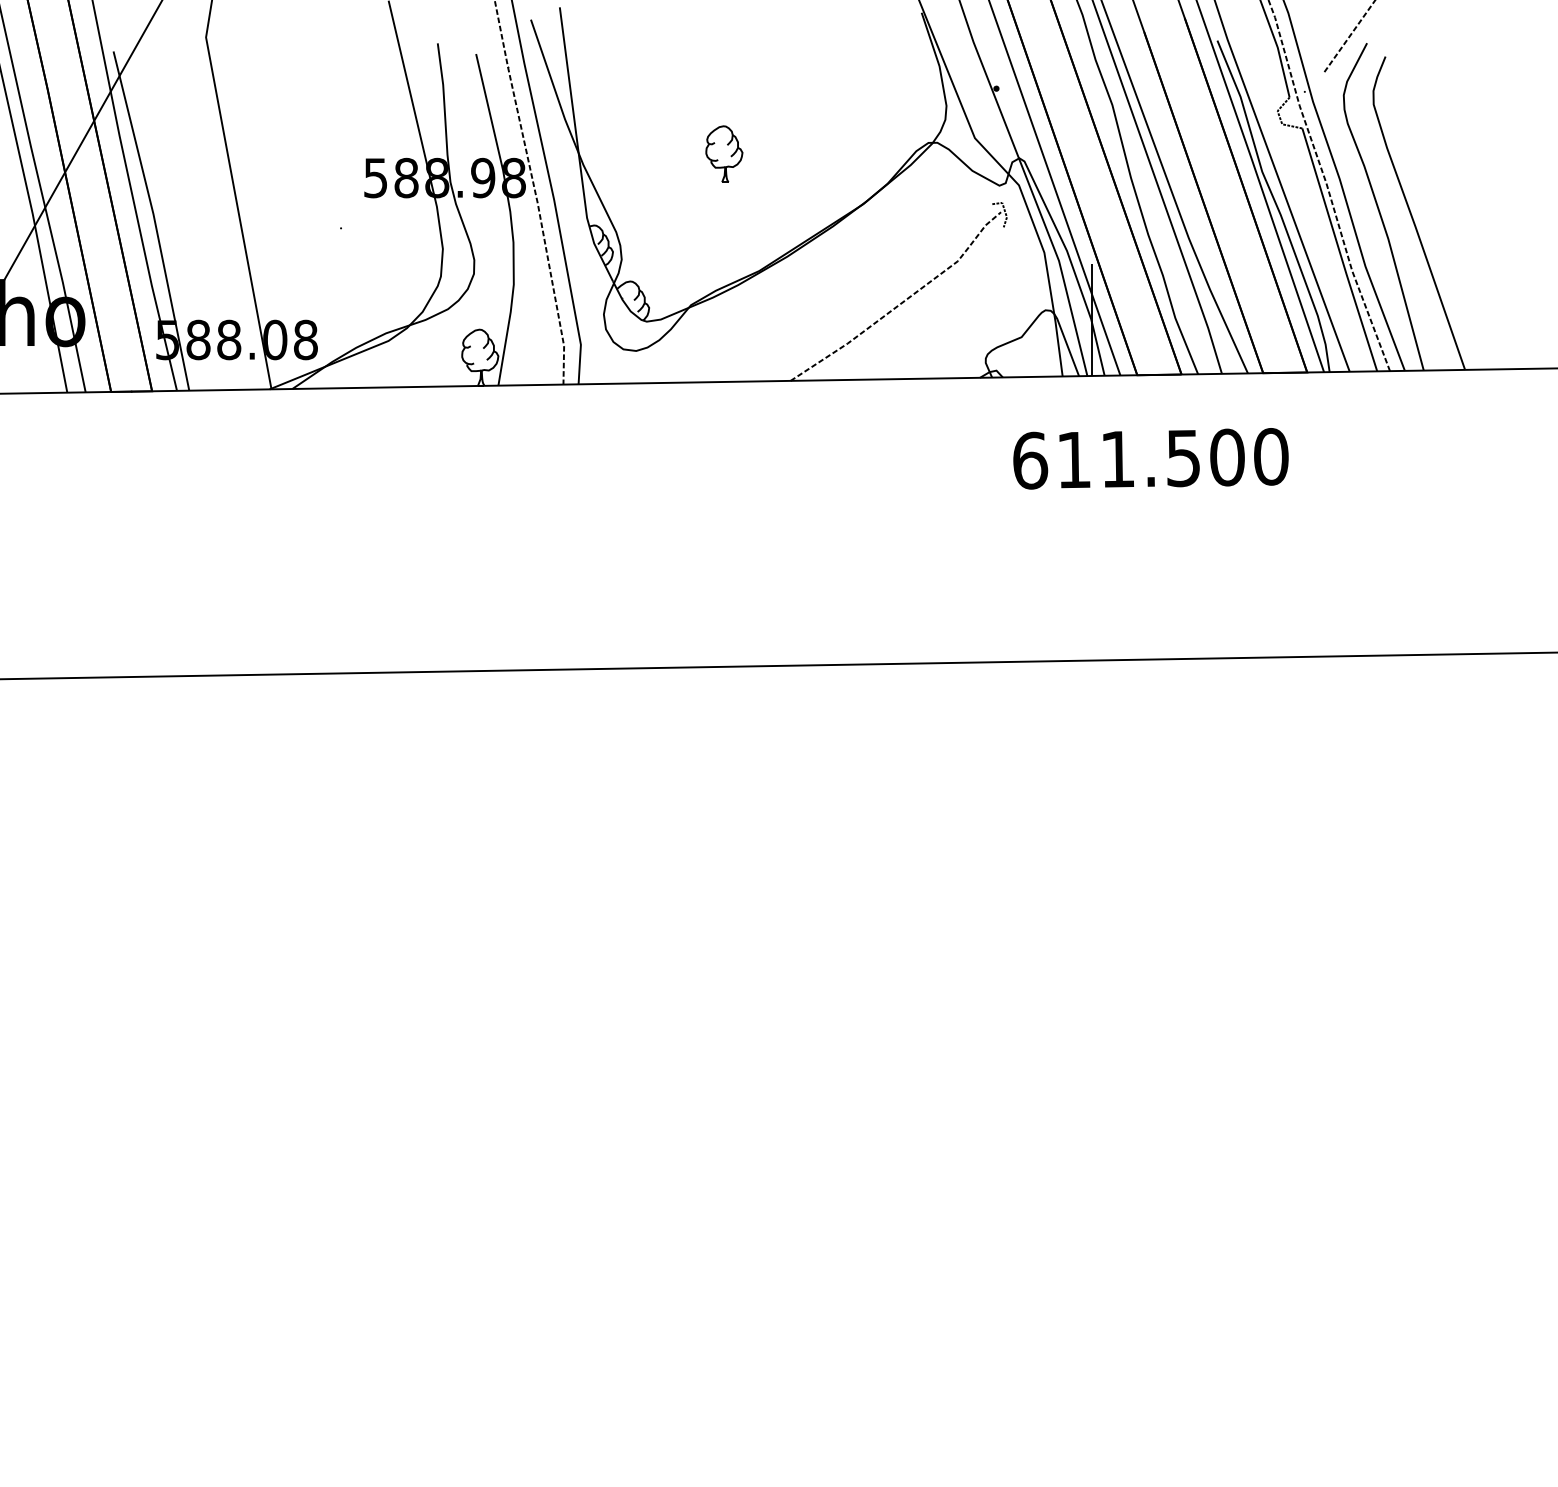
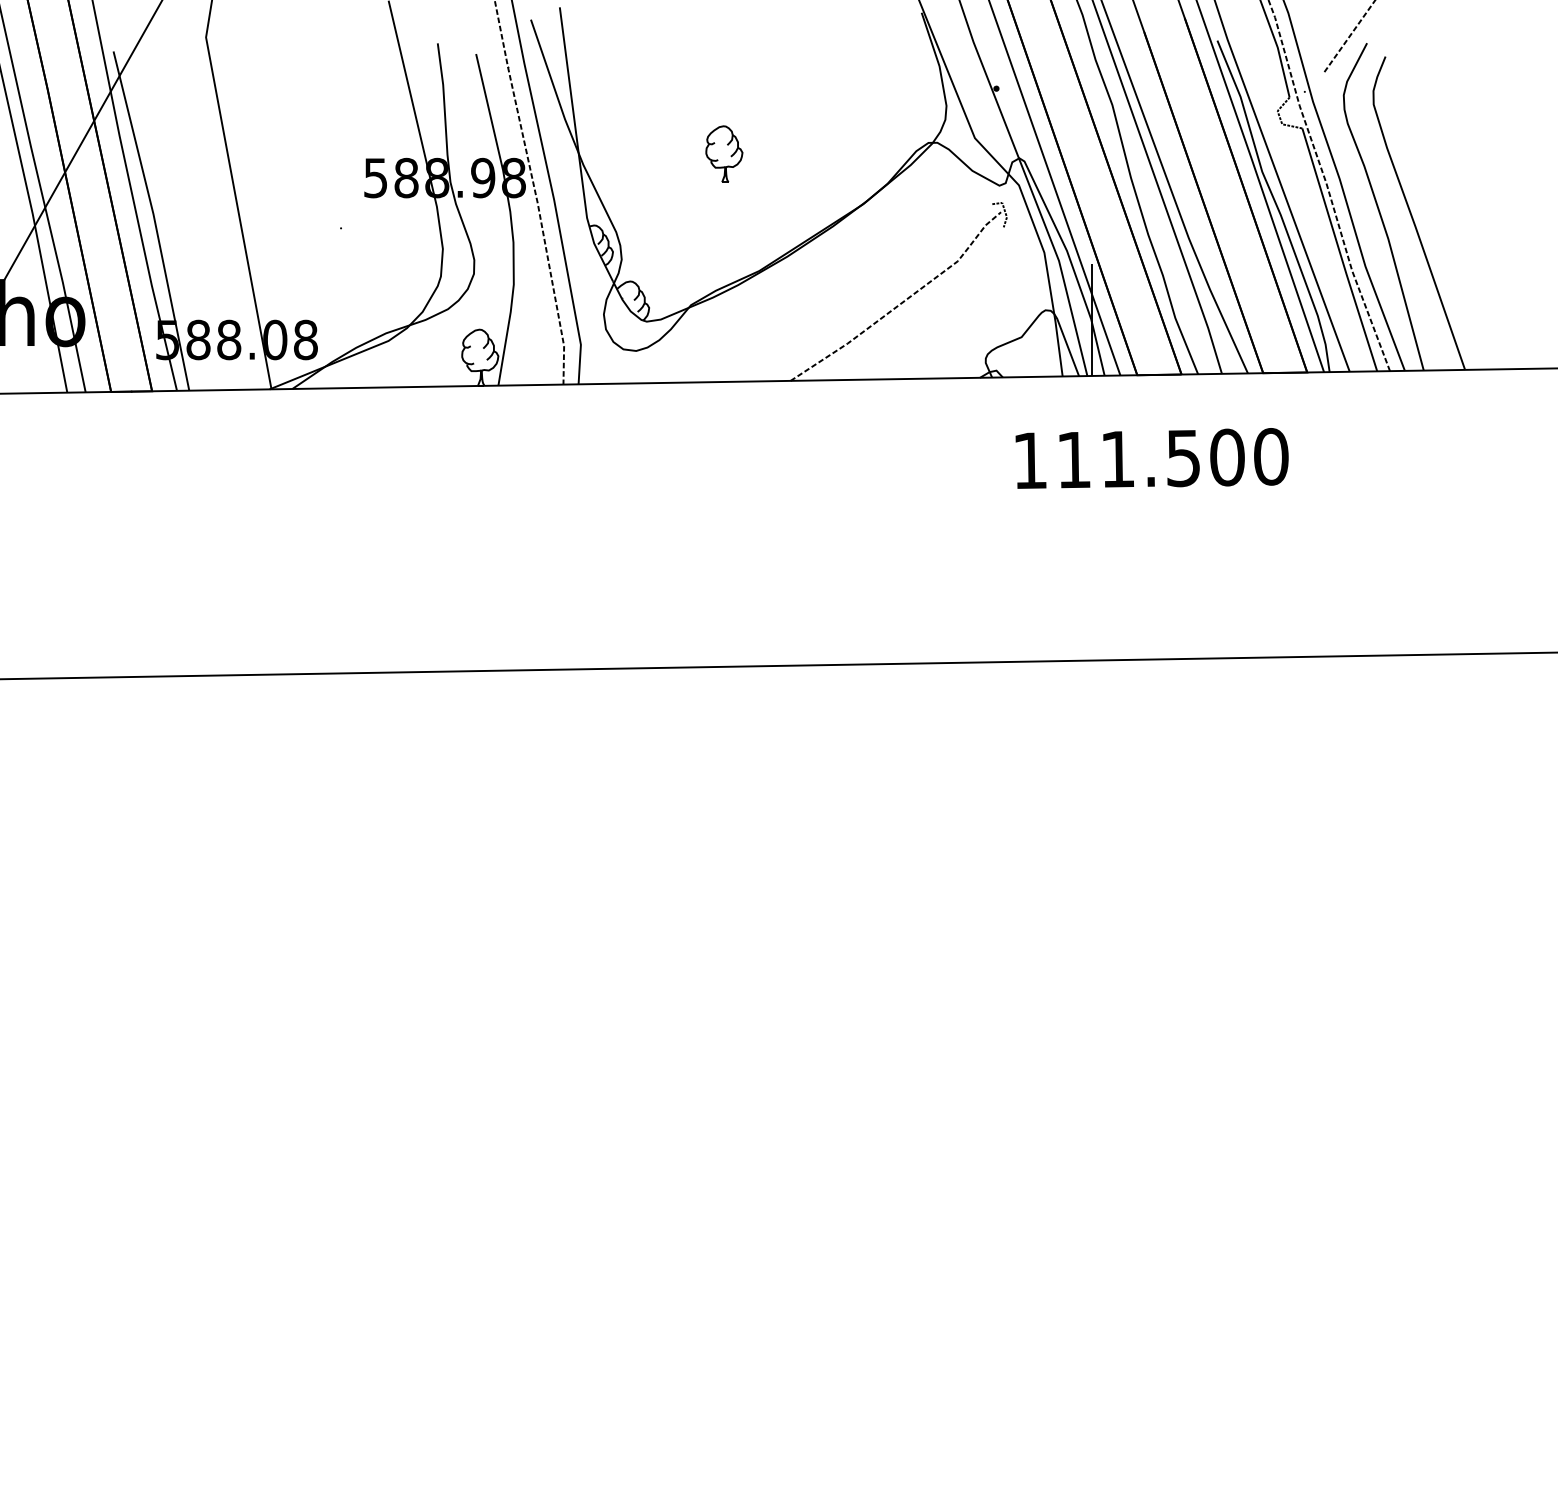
text: 611.500 -> 111.500 (1030, 460)
